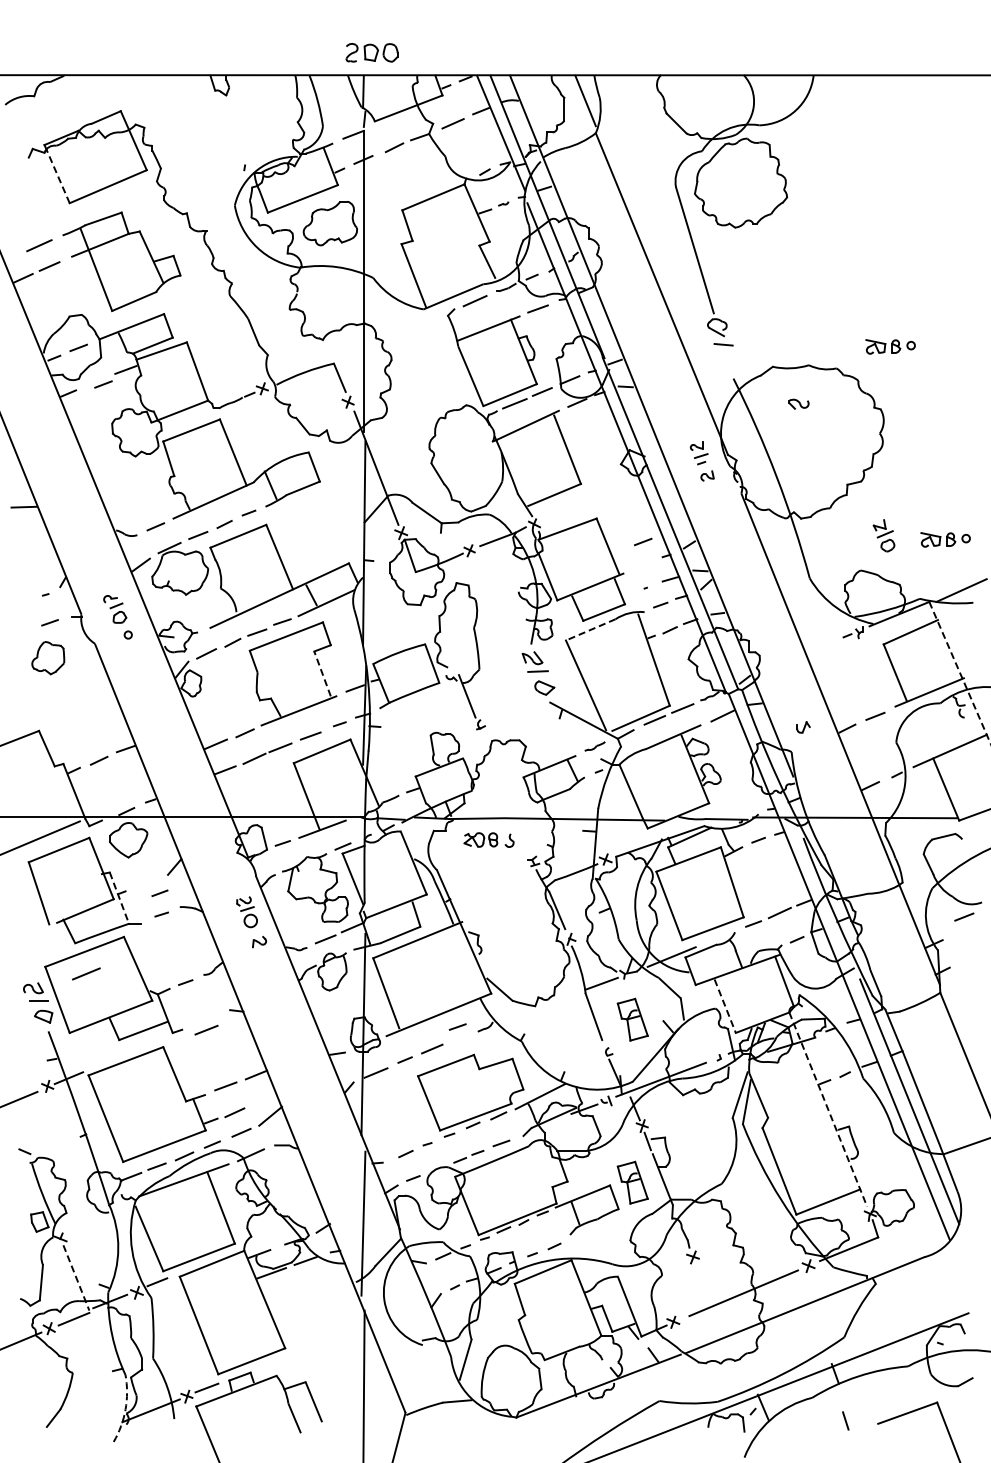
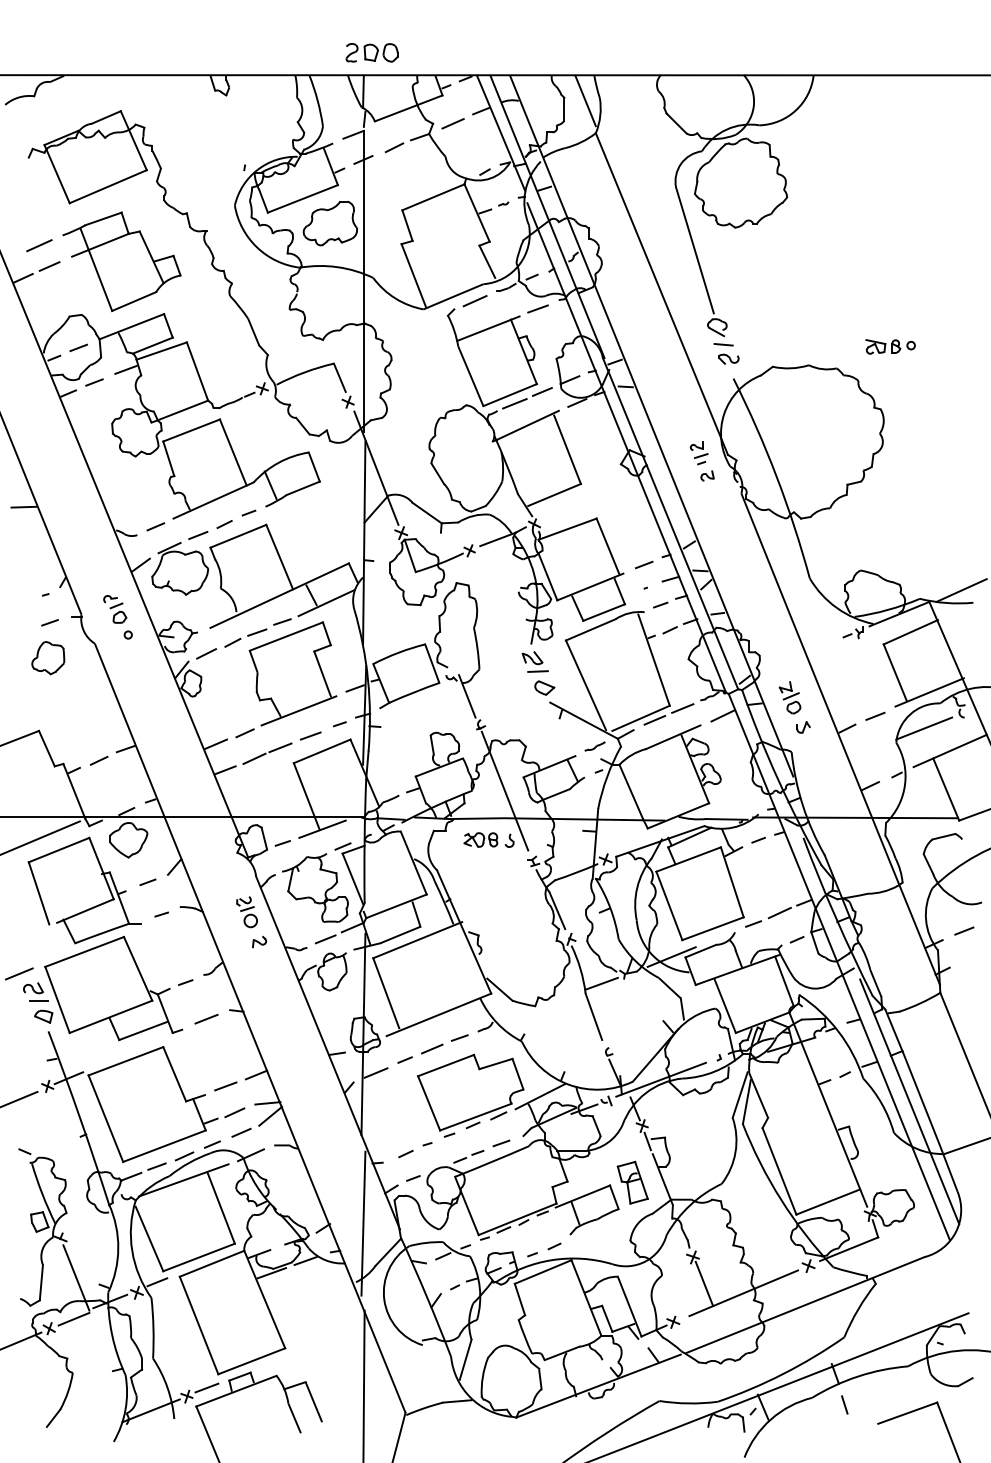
line: dashed -> solid (58, 176)
line position: (103, 384) -> (94, 382) (94, 382)
part position: (798, 403) -> (728, 358) (728, 358)
part position: (883, 535) -> (789, 697) (789, 697)
part: present -> none (945, 539)
line position: (643, 541) -> (644, 564) (644, 564)
line: dashed -> solid (590, 629)
line: dashed -> solid (322, 673)
line: dashed -> solid (960, 673)
line: none -> present (924, 728)
line: none -> present (504, 790)
line position: (159, 893) -> (147, 882) (147, 882)
line: dashed -> solid (119, 897)
line position: (964, 916) -> (964, 930) (964, 930)
line position: (86, 973) -> (19, 973) (19, 973)
line: dashed -> solid (725, 1006)
part: present -> none (632, 1019)
line position: (457, 1026) -> (459, 1037) (459, 1037)
line position: (206, 1029) -> (206, 1018) (206, 1018)
line: none -> present (267, 1103)
line: dashed -> solid (828, 1109)
line: dashed -> solid (76, 1278)
line: none -> present (704, 1283)
arc: dashed -> solid (125, 1409)
line position: (845, 1420) -> (844, 1404) (844, 1404)
